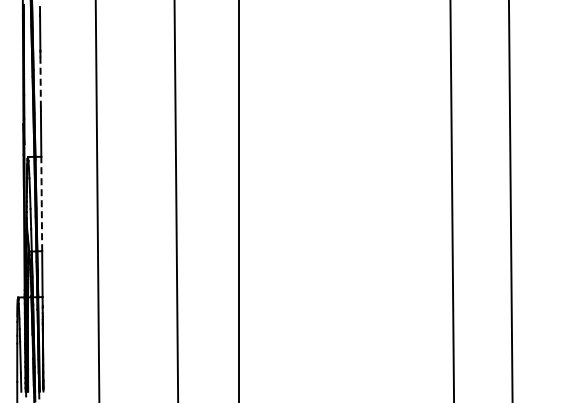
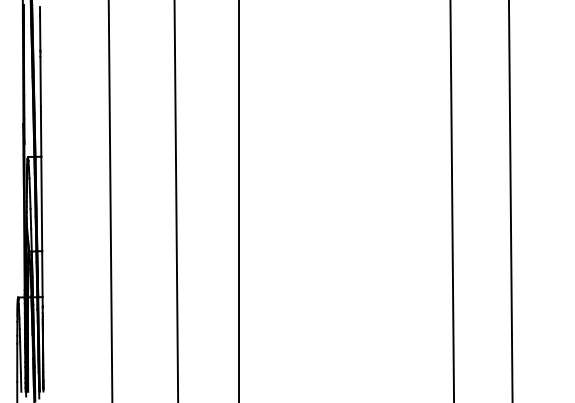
line: dashed -> solid (40, 82)
line position: (97, 200) -> (110, 200) (110, 200)
line: dashed -> solid (41, 203)
